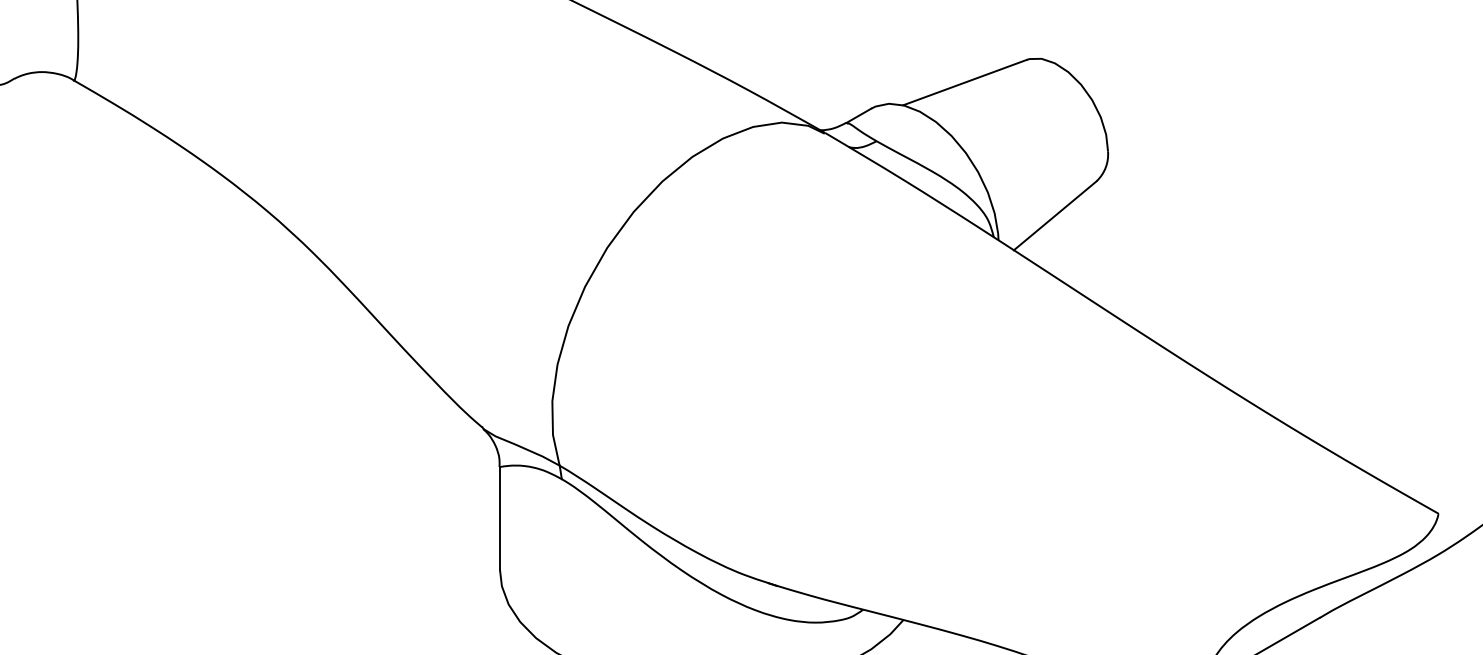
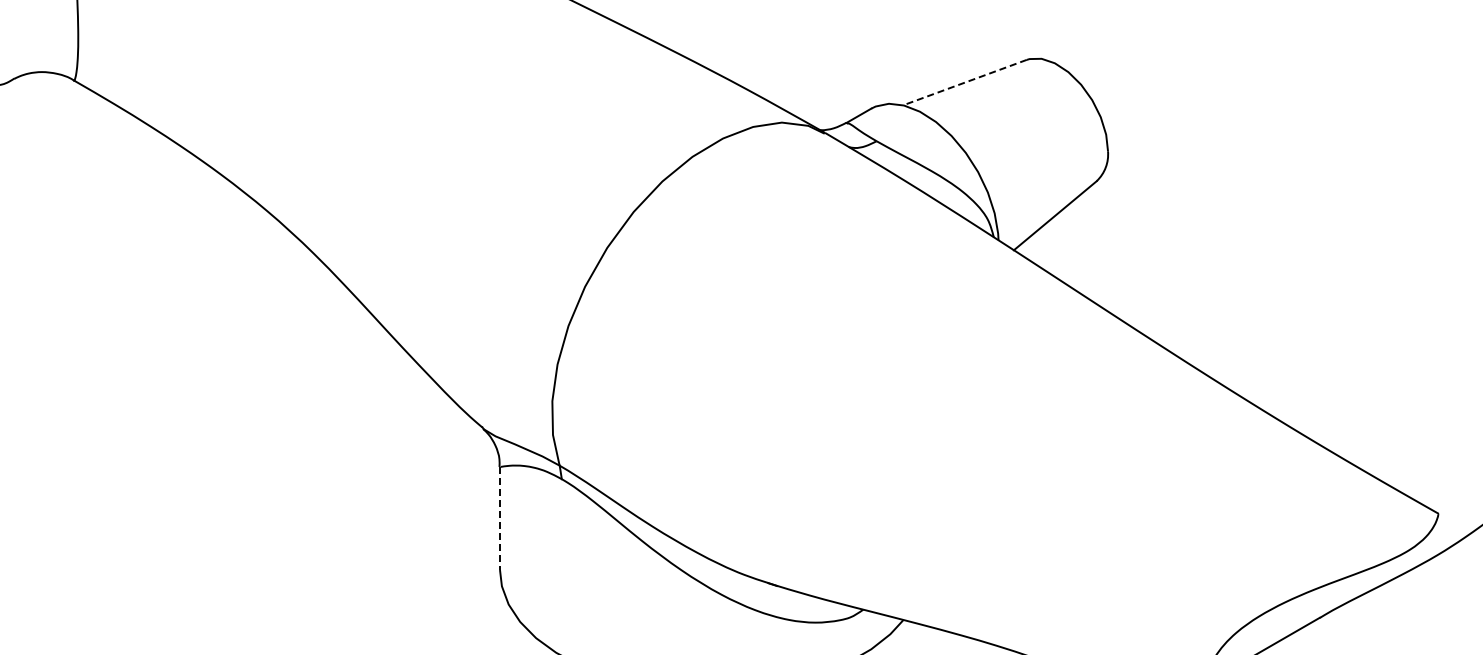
line: solid -> dashed (964, 82)
line: solid -> dashed (500, 518)
